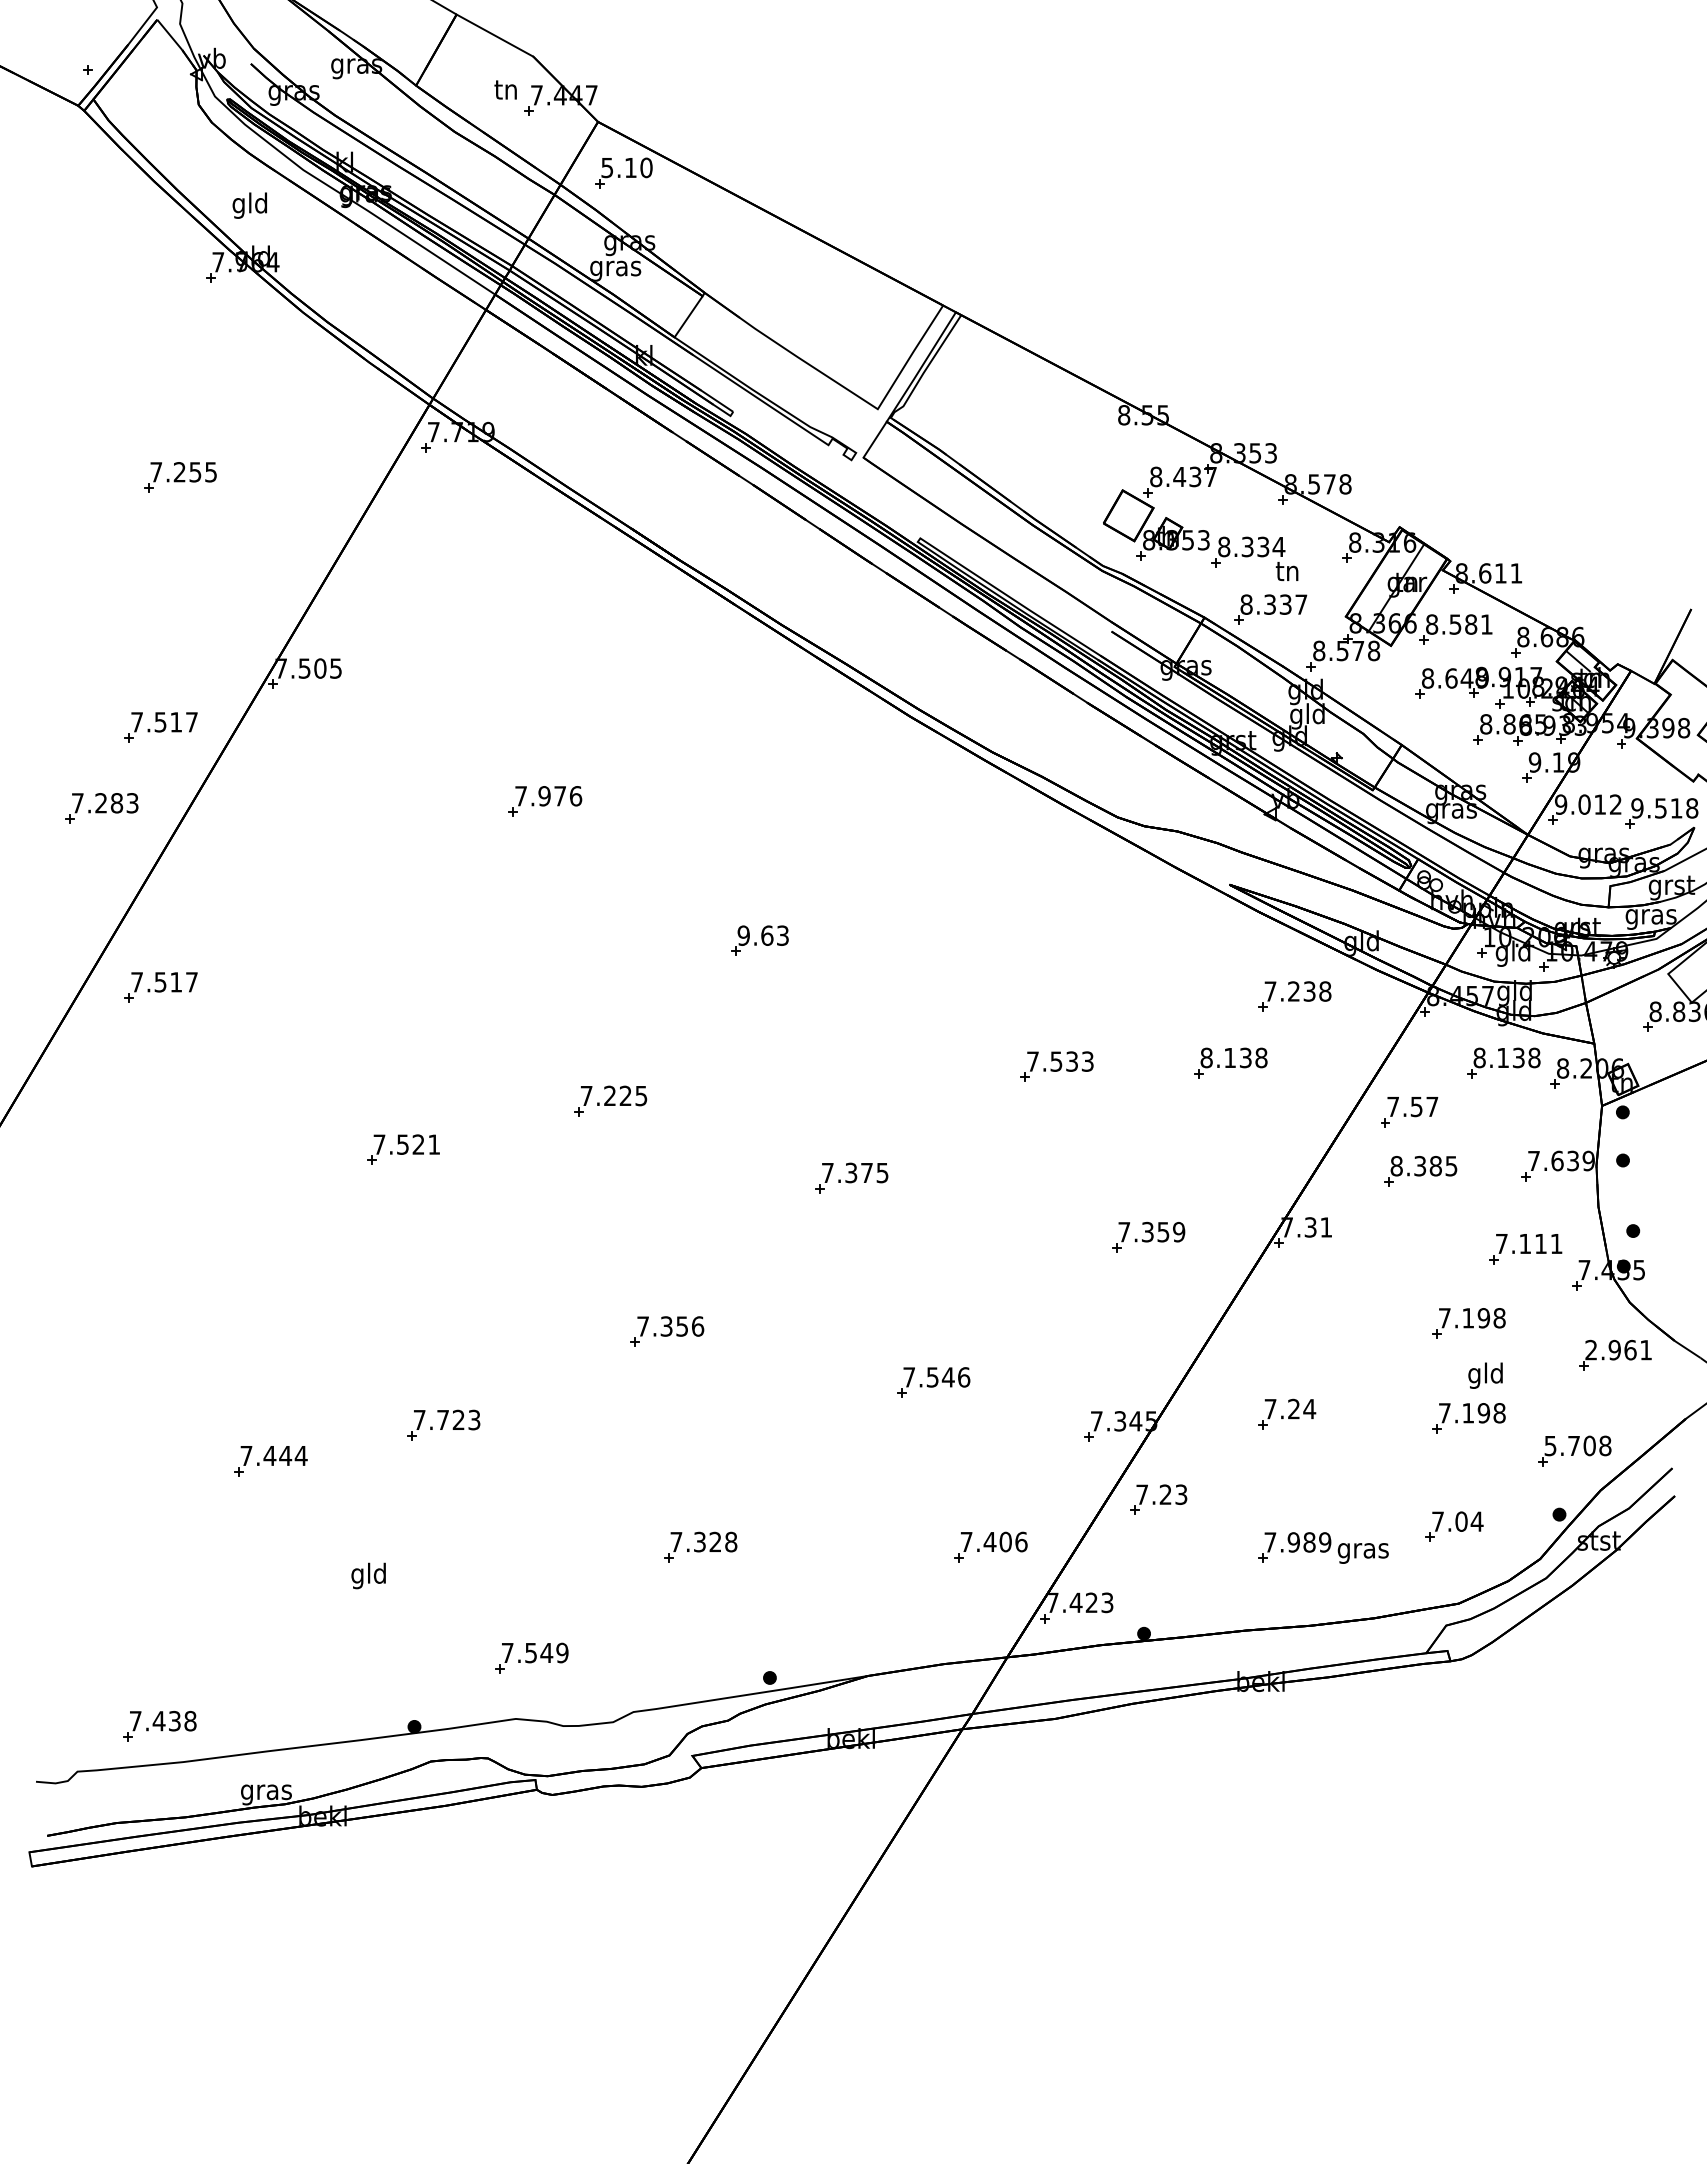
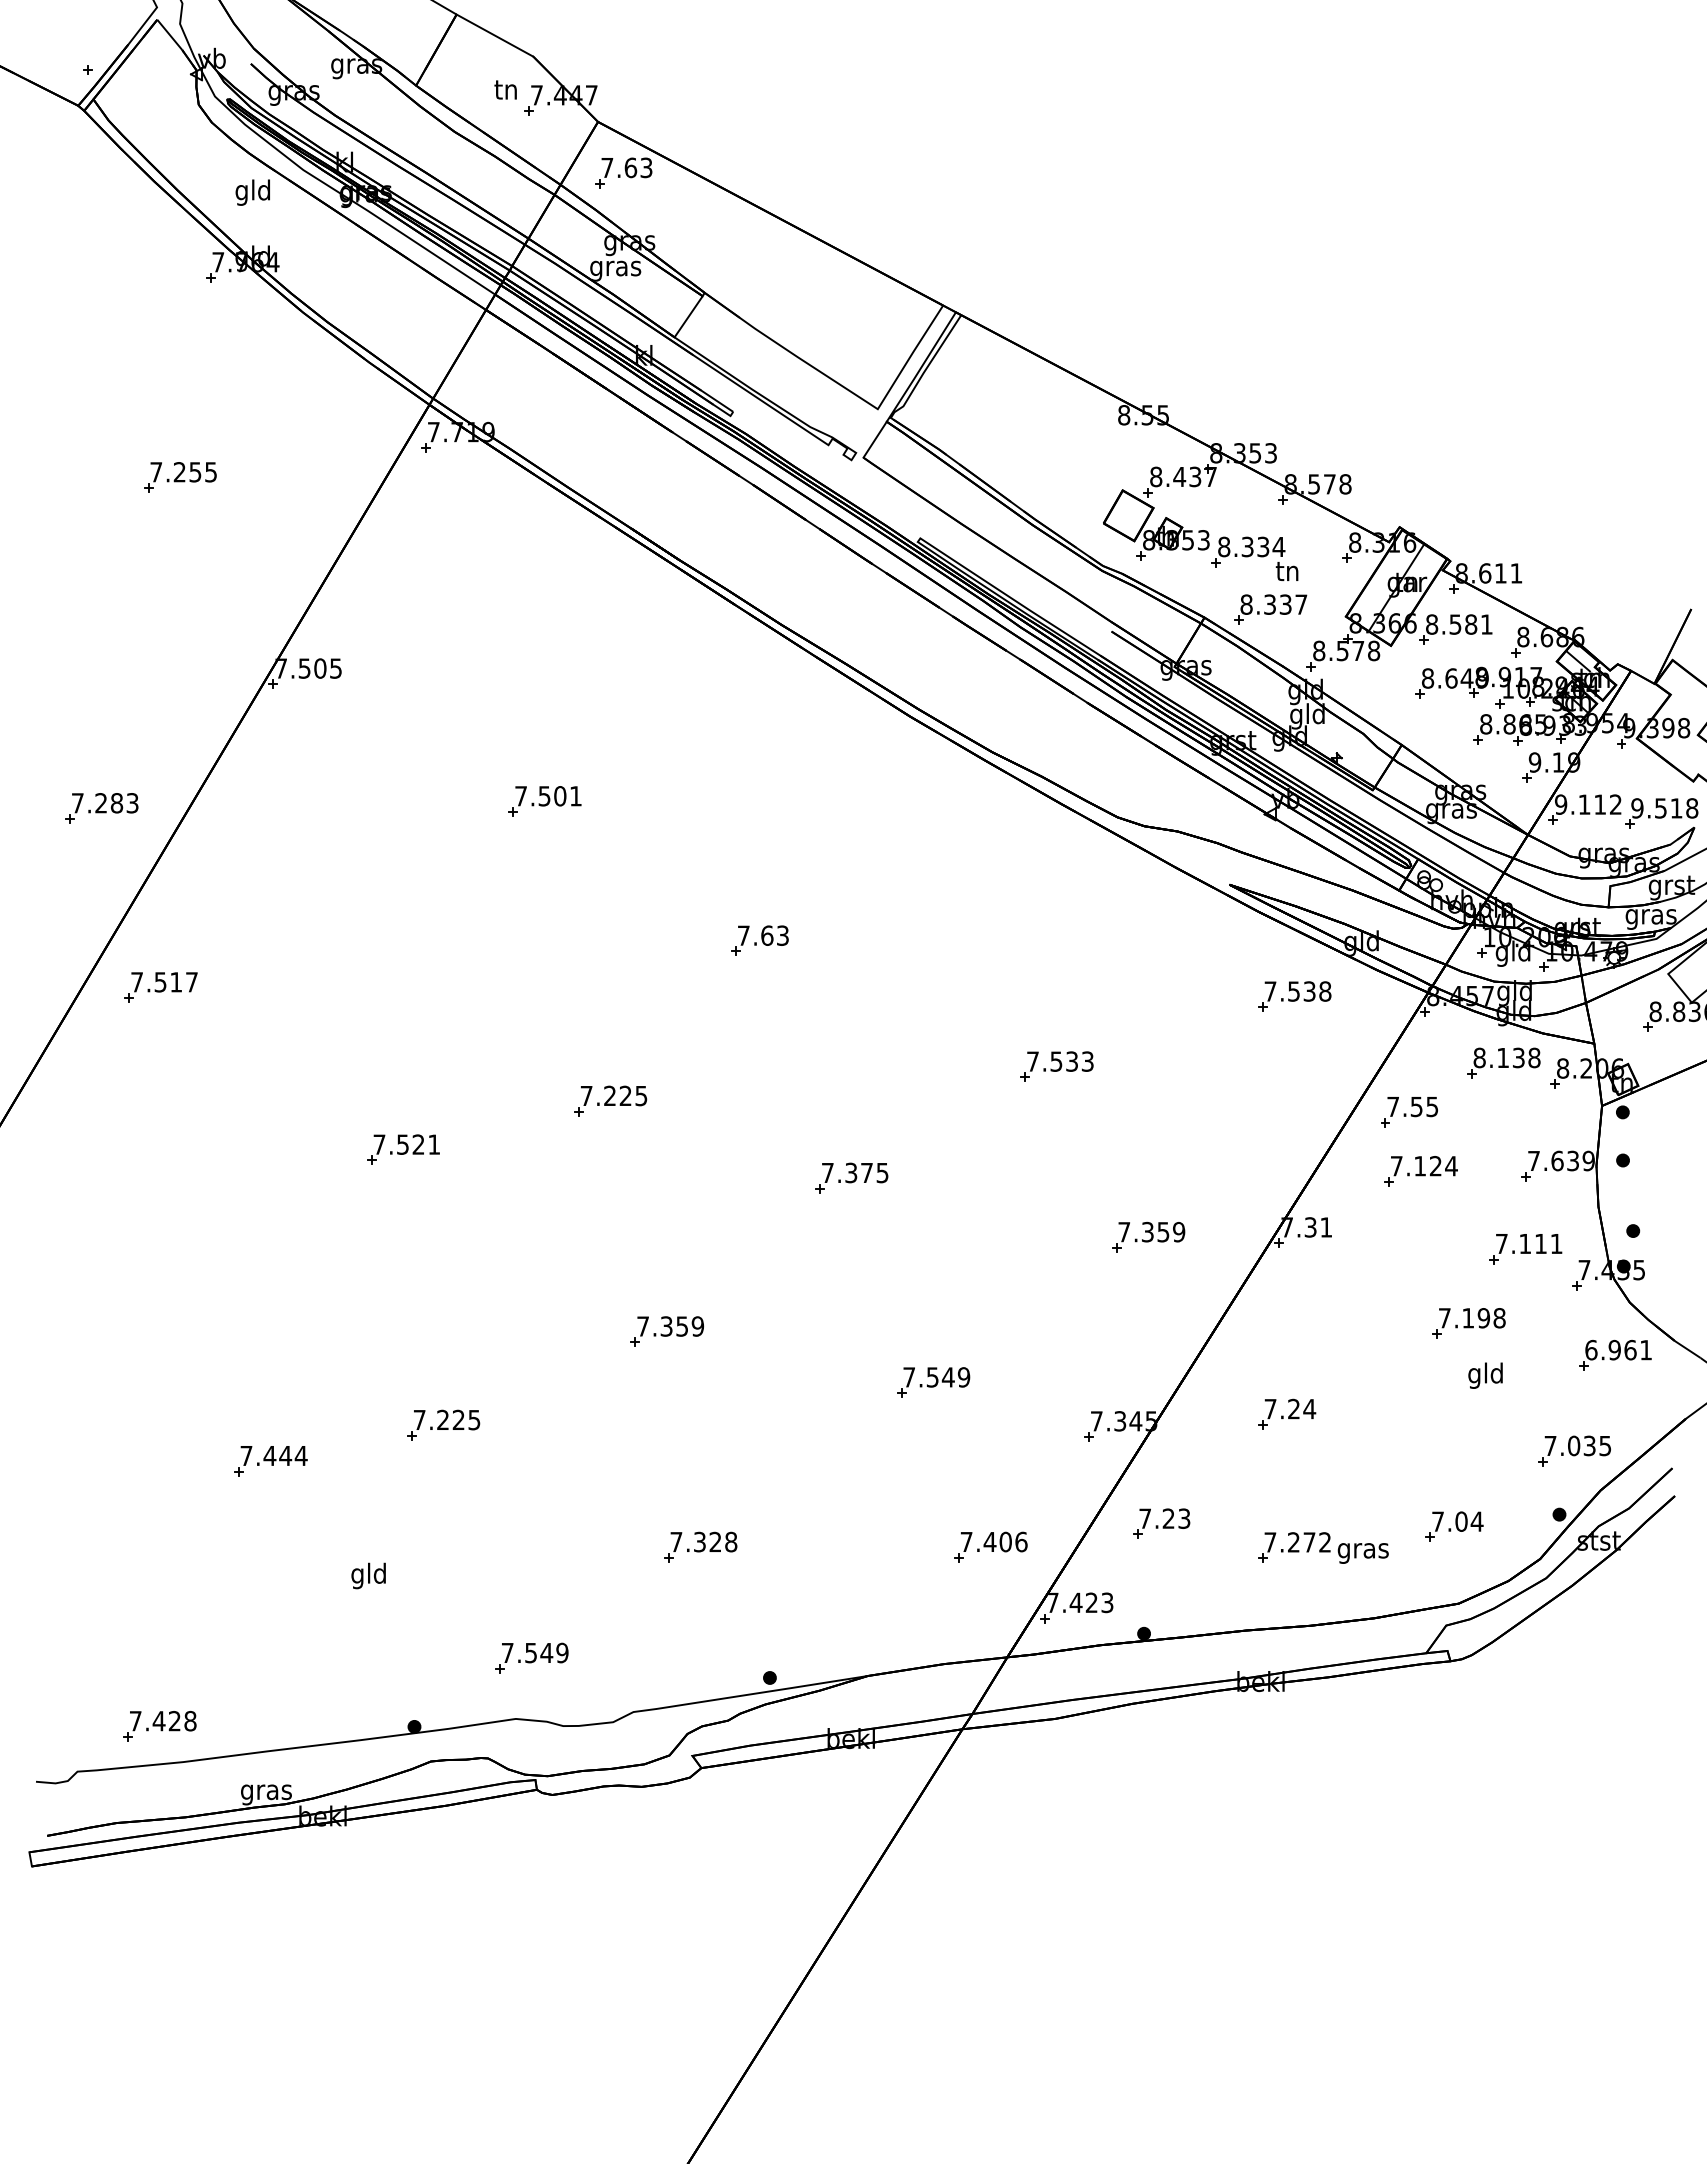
text: 5.10 -> 7.63 (626, 167)
text position: (249, 205) -> (252, 192) (252, 192)
part: present -> none (160, 727)
text: 7.976 -> 7.501 (560, 796)
text: 9.012 -> 9.112 (1584, 804)
text: 9.63 -> 7.63 (743, 935)
text: 7.238 -> 7.538 (1293, 991)
part: present -> none (1230, 1062)
text: 7.57 -> 7.55 (1432, 1107)
text: 8.385 -> 7.124 (1423, 1165)
text: 7.356 -> 7.359 (697, 1326)
text: 2.961 -> 6.961 (1591, 1349)
text: 7.546 -> 7.549 (963, 1377)
part: present -> none (1468, 1418)
text: 7.723 -> 7.225 (458, 1419)
text: 5.708 -> 7.035 (1577, 1445)
part position: (1158, 1499) -> (1161, 1523) (1161, 1523)
text: 7.989 -> 7.272 (1309, 1542)
text: 7.438 -> 7.428 (174, 1721)
